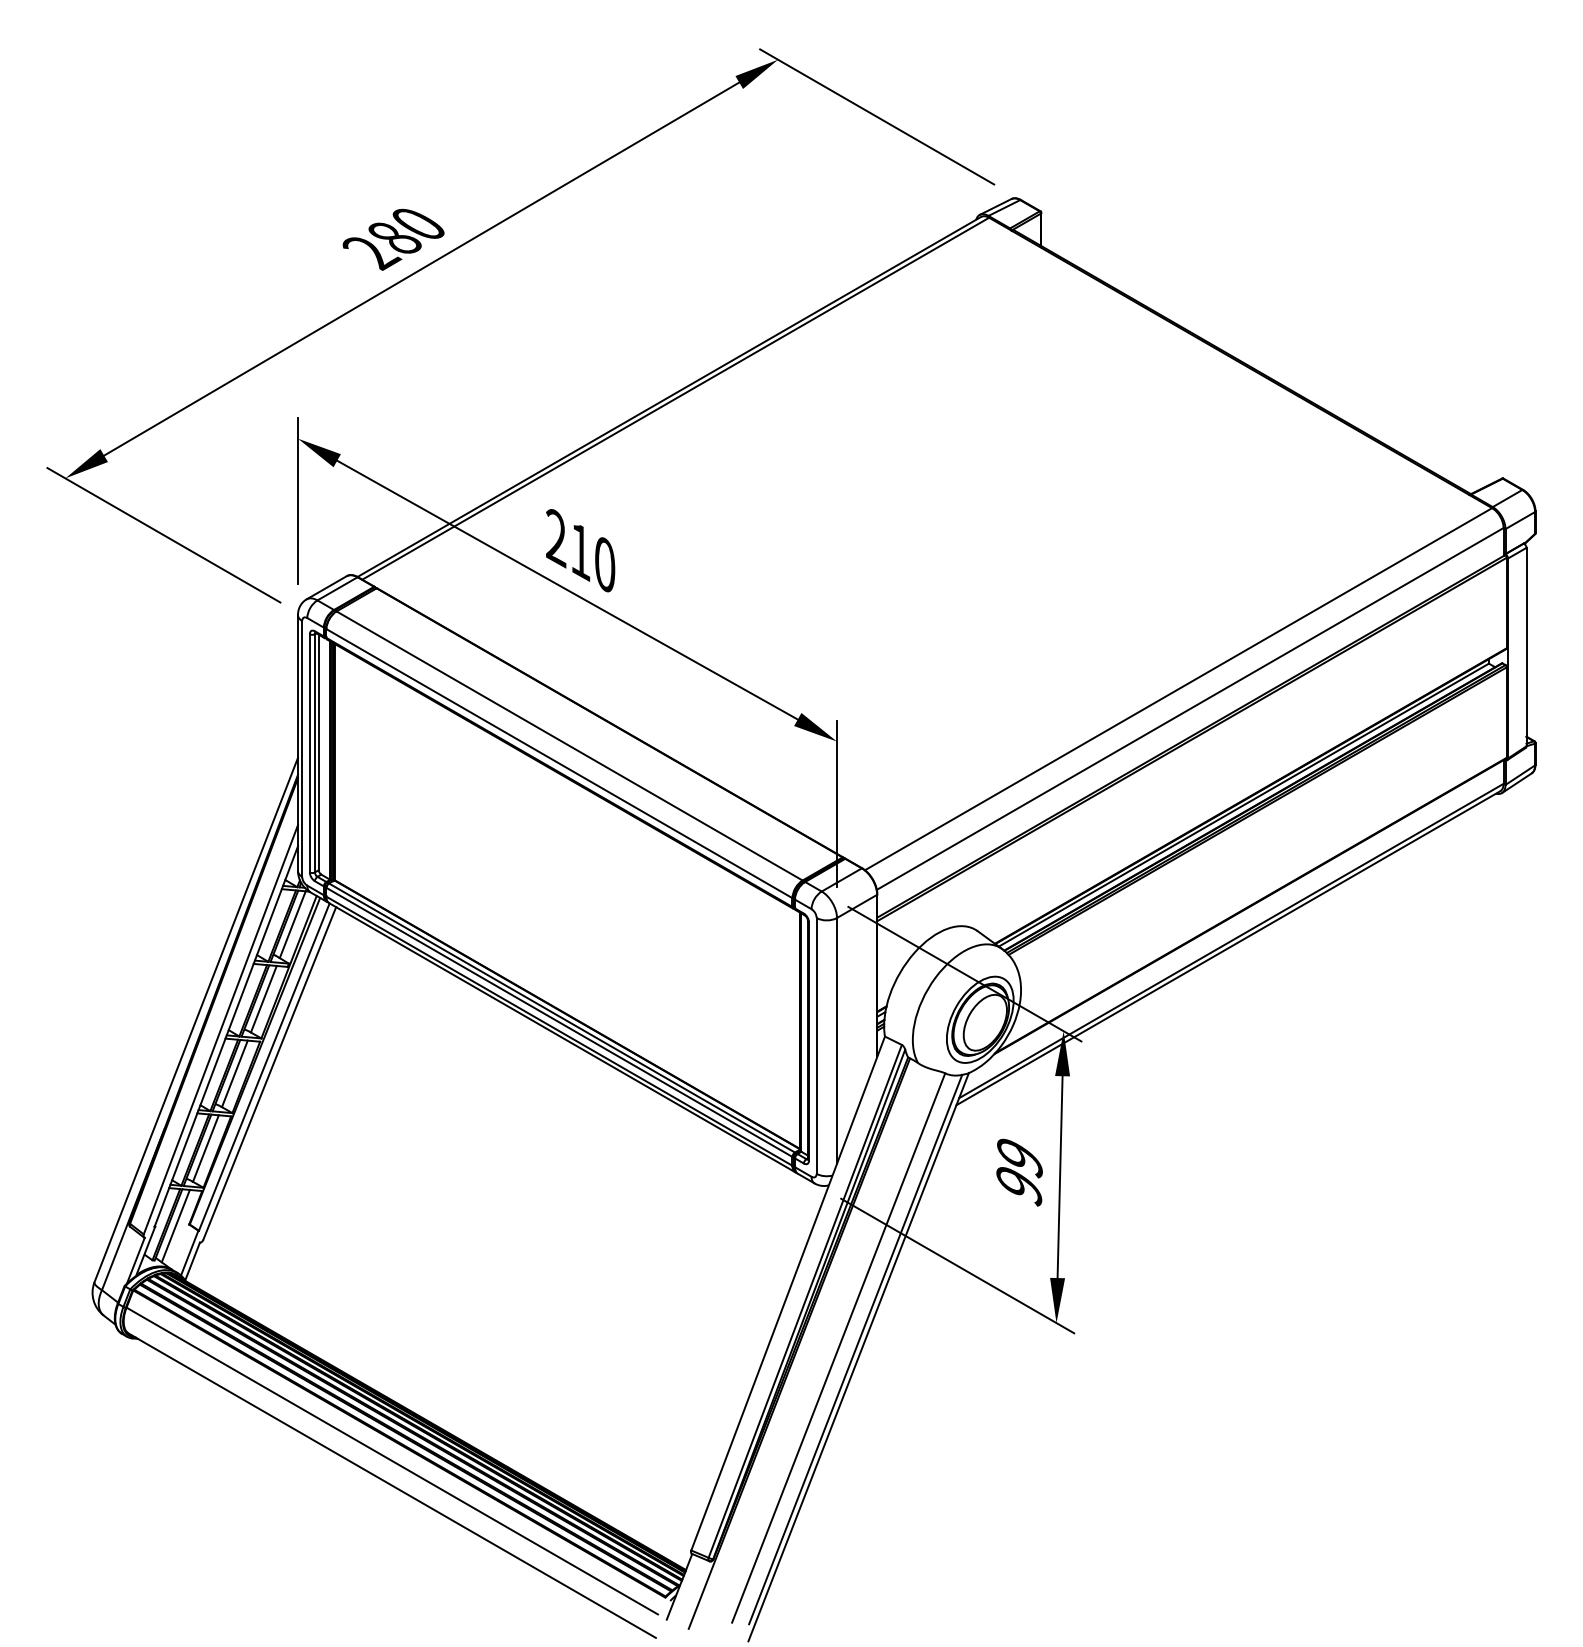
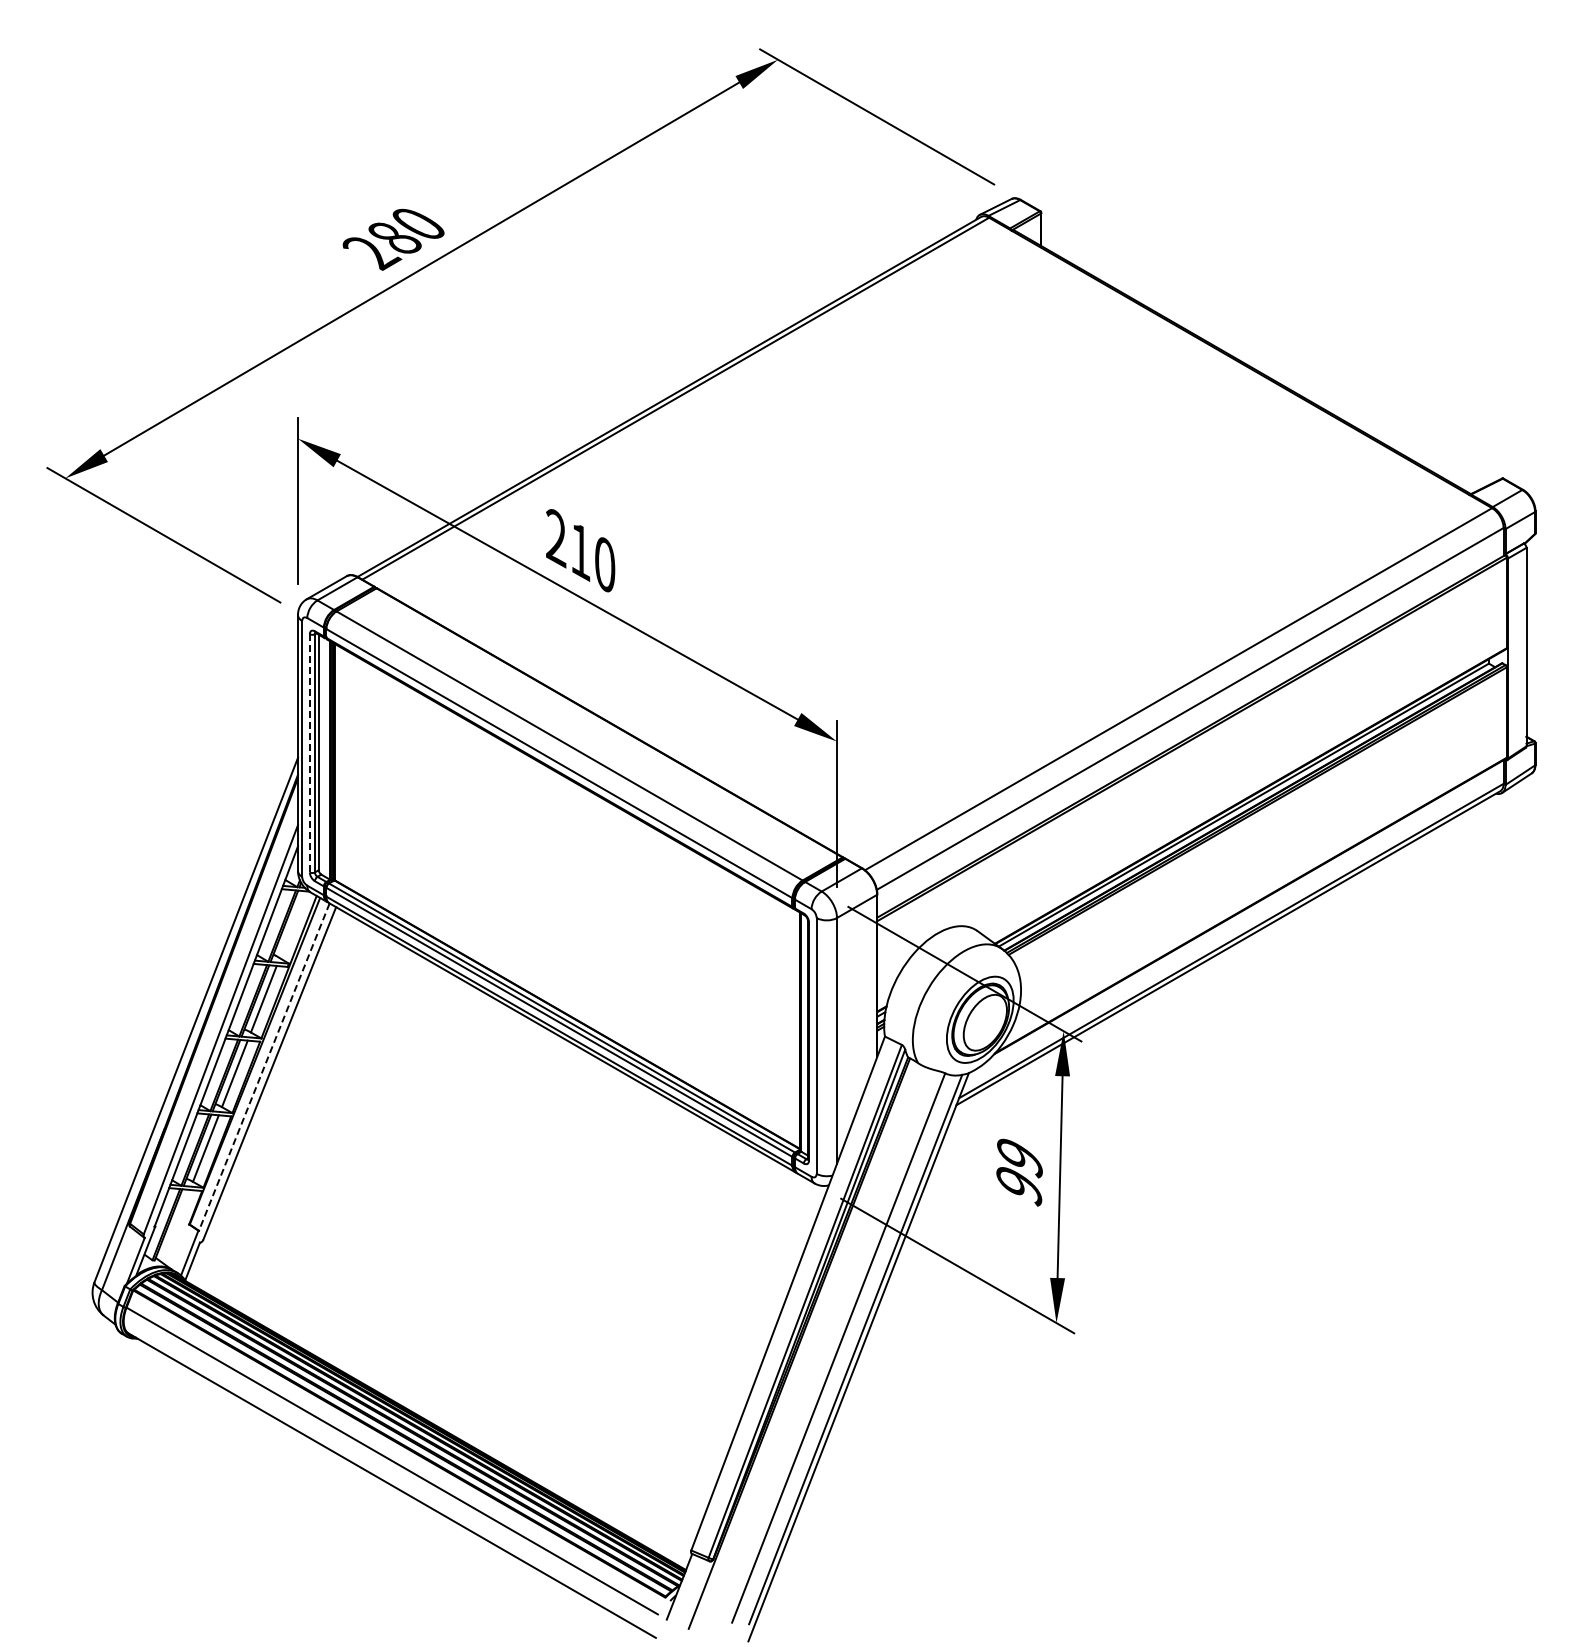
line: solid -> dashed (309, 753)
line: present -> none (292, 924)
line: solid -> dashed (264, 1067)
line: present -> none (175, 1225)
